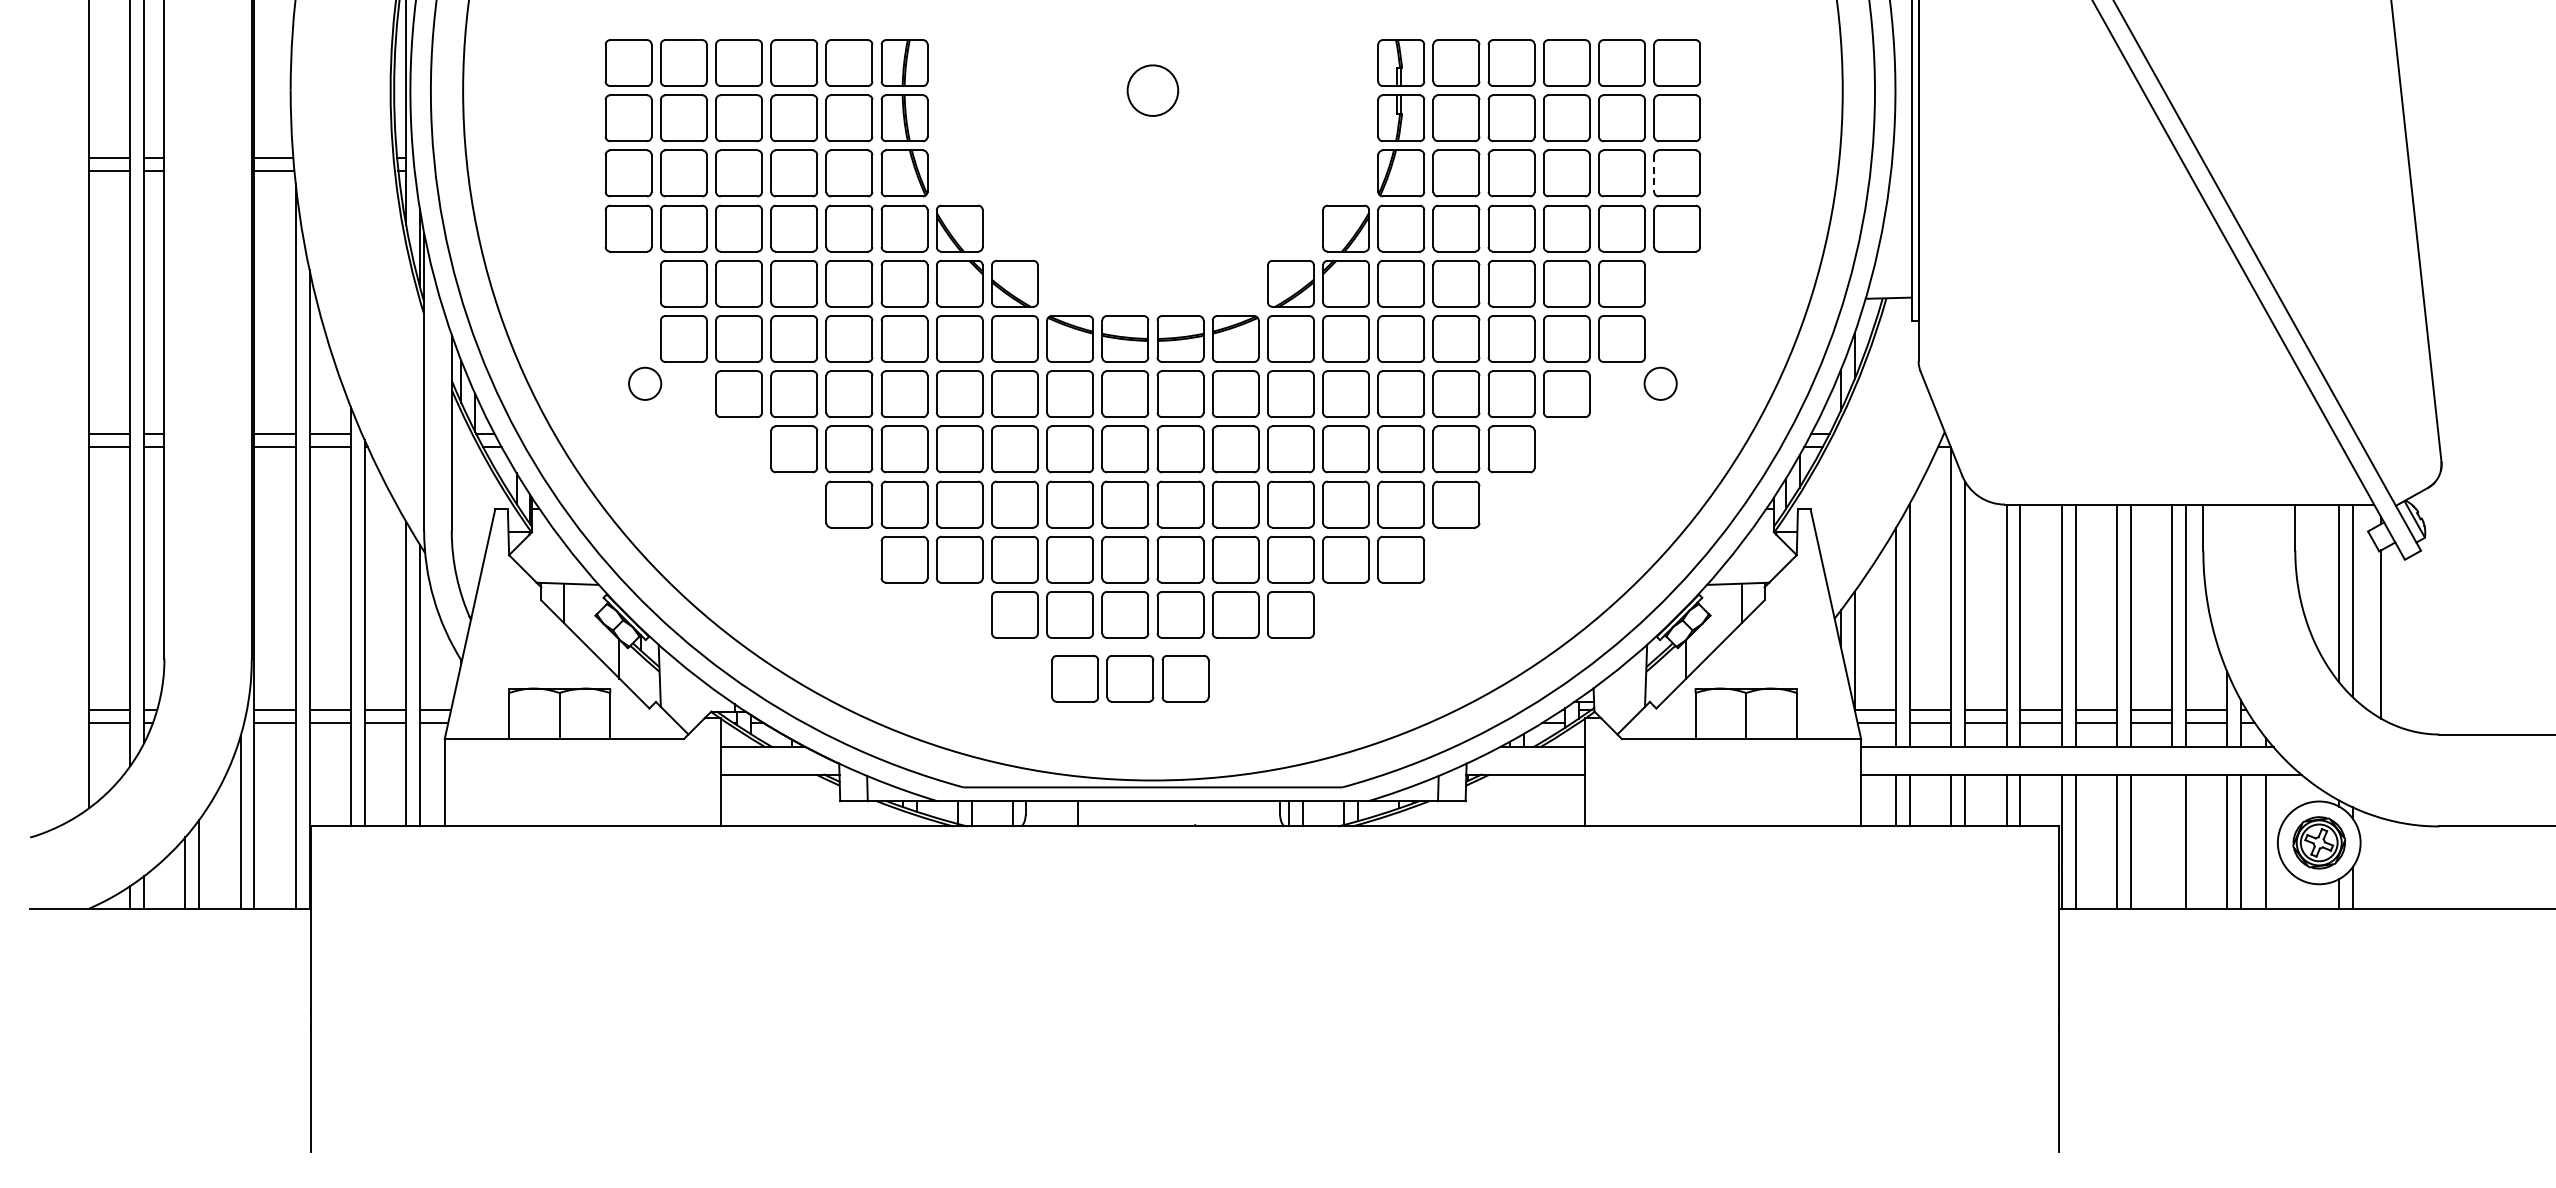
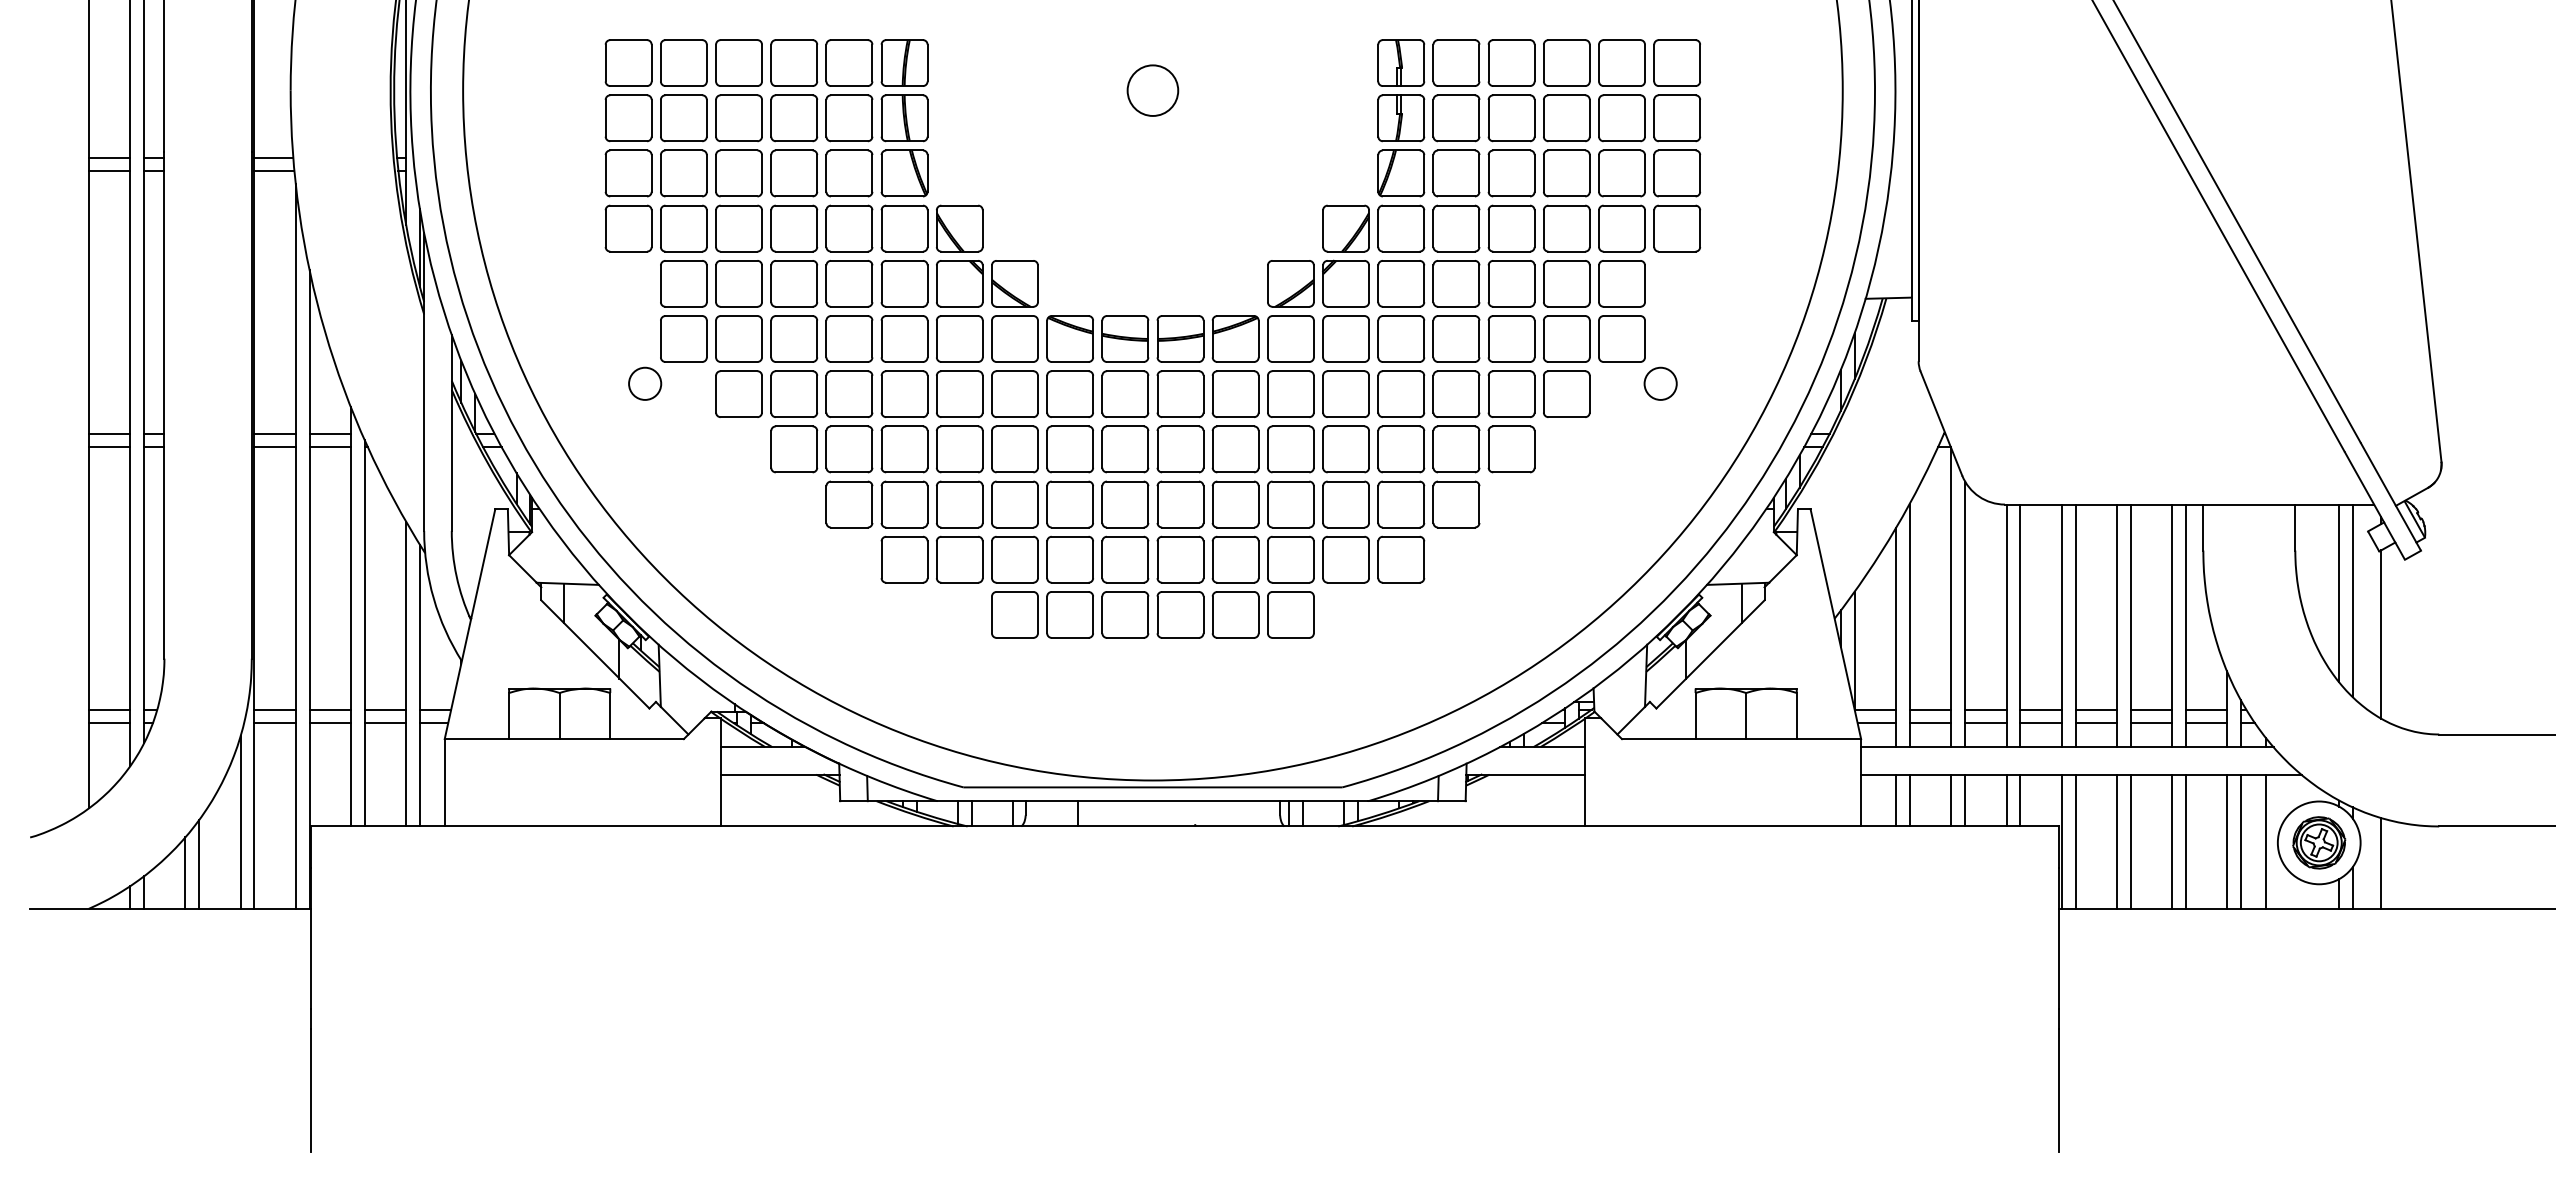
line: dashed -> solid (1654, 173)
part: present -> none (1130, 678)
line: none -> present (2172, 841)
line: none -> present (2381, 862)
